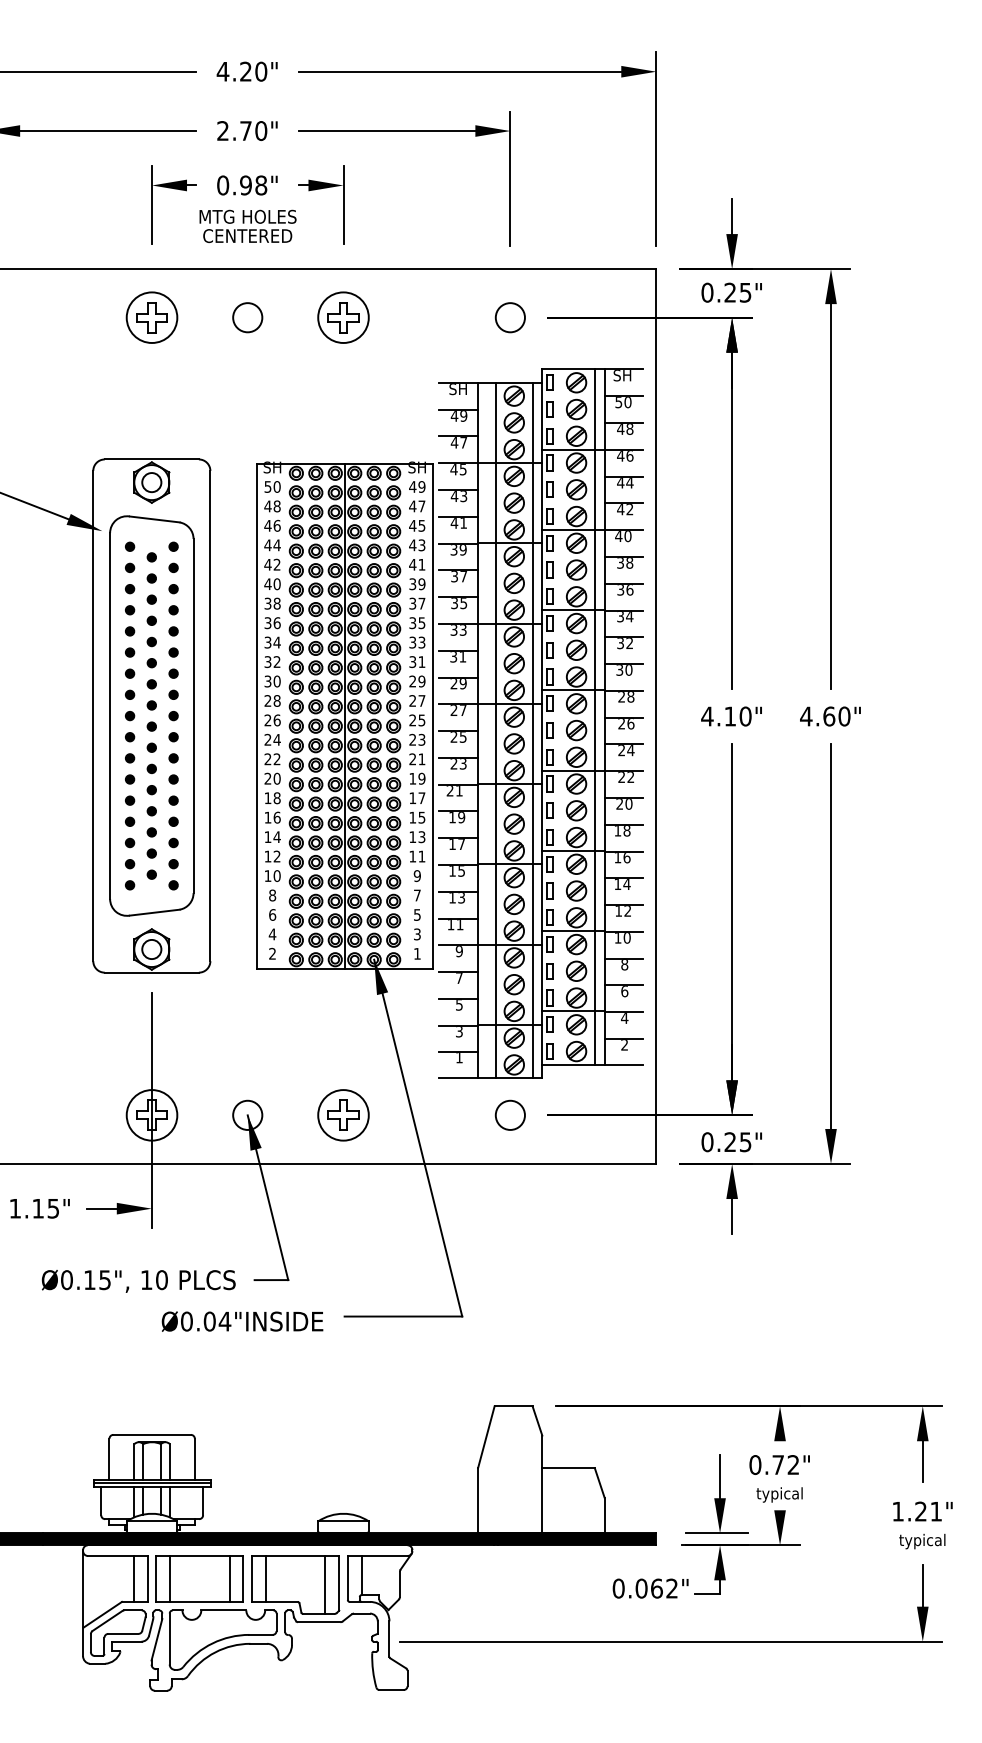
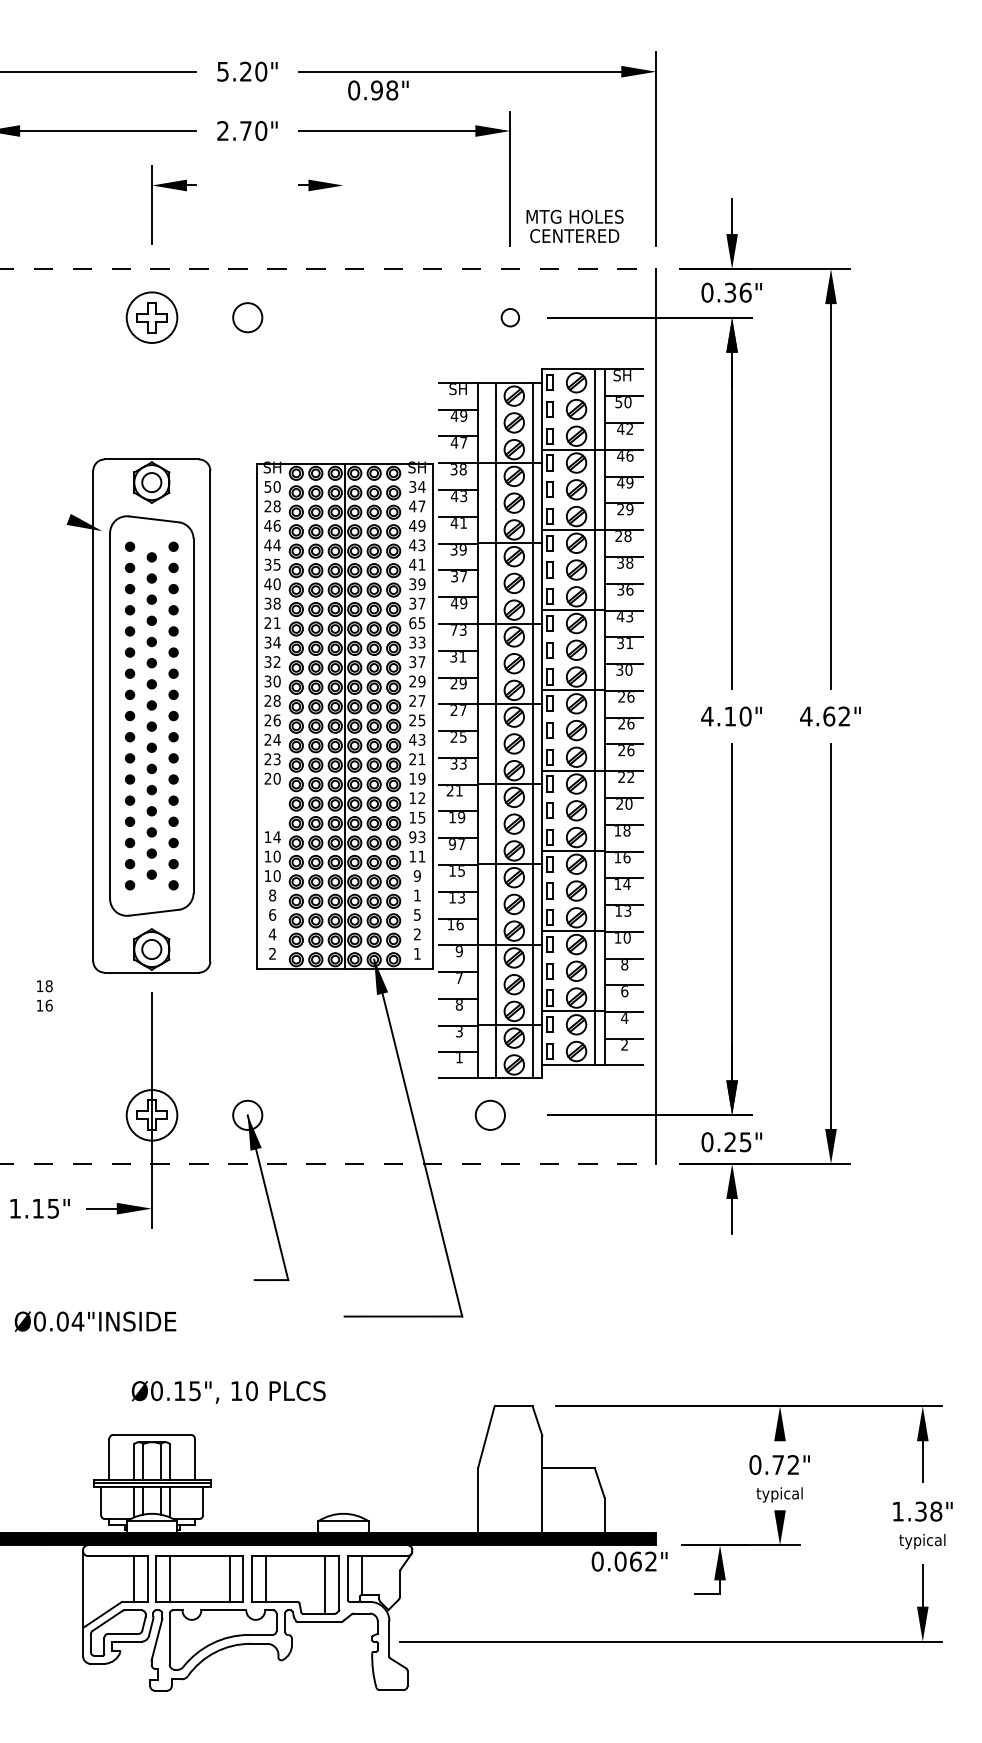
text: 4.20" -> 5.20" (222, 71)
text position: (247, 185) -> (378, 90) (378, 90)
line: present -> none (343, 204)
text position: (247, 225) -> (574, 225) (574, 225)
line: solid -> dashed (328, 269)
text: 0.25" -> 0.36" (737, 292)
part: present -> none (343, 317)
circle diameter: 29 px -> 18 px (510, 317)
text: 48 -> 42 (629, 429)
text: 45 -> 38 (458, 469)
text: 44 -> 49 (629, 483)
text: 49 -> 34 (417, 486)
line: present -> none (35, 506)
text: 48 -> 28 (267, 506)
text: 42 -> 29 (625, 509)
text: 45 -> 49 (421, 525)
text: 40 -> 28 (623, 536)
text: 42 -> 35 (272, 564)
text: 35 -> 49 (458, 603)
text: 34 -> 43 (624, 617)
text: 36 -> 21 (272, 623)
text: 35 -> 65 (412, 623)
text: 33 -> 73 (453, 630)
text: 32 -> 31 (629, 643)
text: 31 -> 37 (421, 661)
text: 28 -> 26 (630, 697)
text: 4.60" -> 4.62" (844, 716)
text: 23 -> 43 (412, 739)
text: 24 -> 26 (630, 750)
text: 22 -> 23 (276, 759)
text: 23 -> 33 (453, 764)
text: 17 -> 12 (421, 797)
text position: (272, 807) -> (44, 995) (44, 995)
text: 13 -> 93 (412, 837)
text: 17 -> 97 (452, 844)
text: 12 -> 10 (276, 856)
text: 7 -> 1 (417, 895)
text: 12 -> 13 (627, 911)
text: 11 -> 16 (459, 925)
text: 3 -> 2 (417, 934)
text: 5 -> 8 (458, 1005)
circle position: (509, 1114) -> (489, 1114) (489, 1114)
part: present -> none (343, 1115)
line: solid -> dashed (328, 1164)
text position: (138, 1281) -> (228, 1392) (228, 1392)
text position: (242, 1321) -> (95, 1321) (95, 1321)
part: present -> none (716, 1493)
text: 1.21" -> 1.38" (928, 1511)
text position: (650, 1588) -> (629, 1561) (629, 1561)
